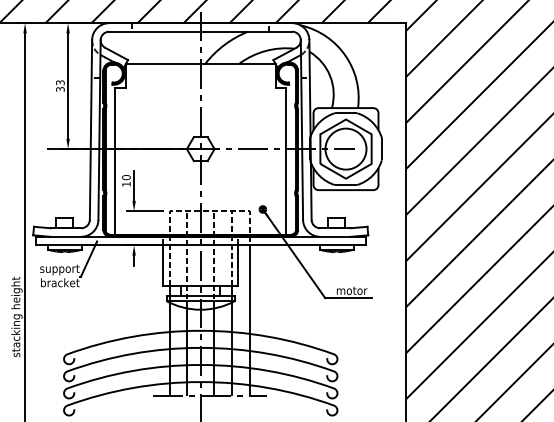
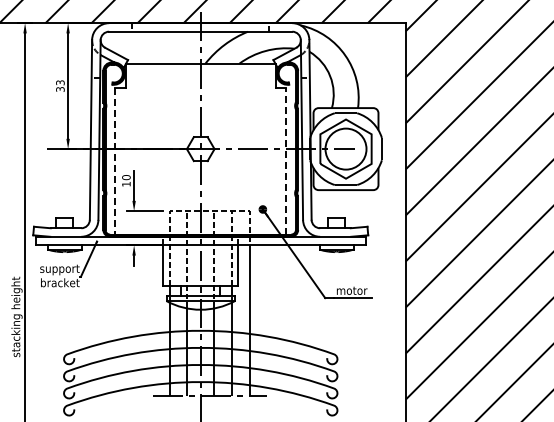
line: solid -> dashed (286, 160)
line: solid -> dashed (115, 161)
